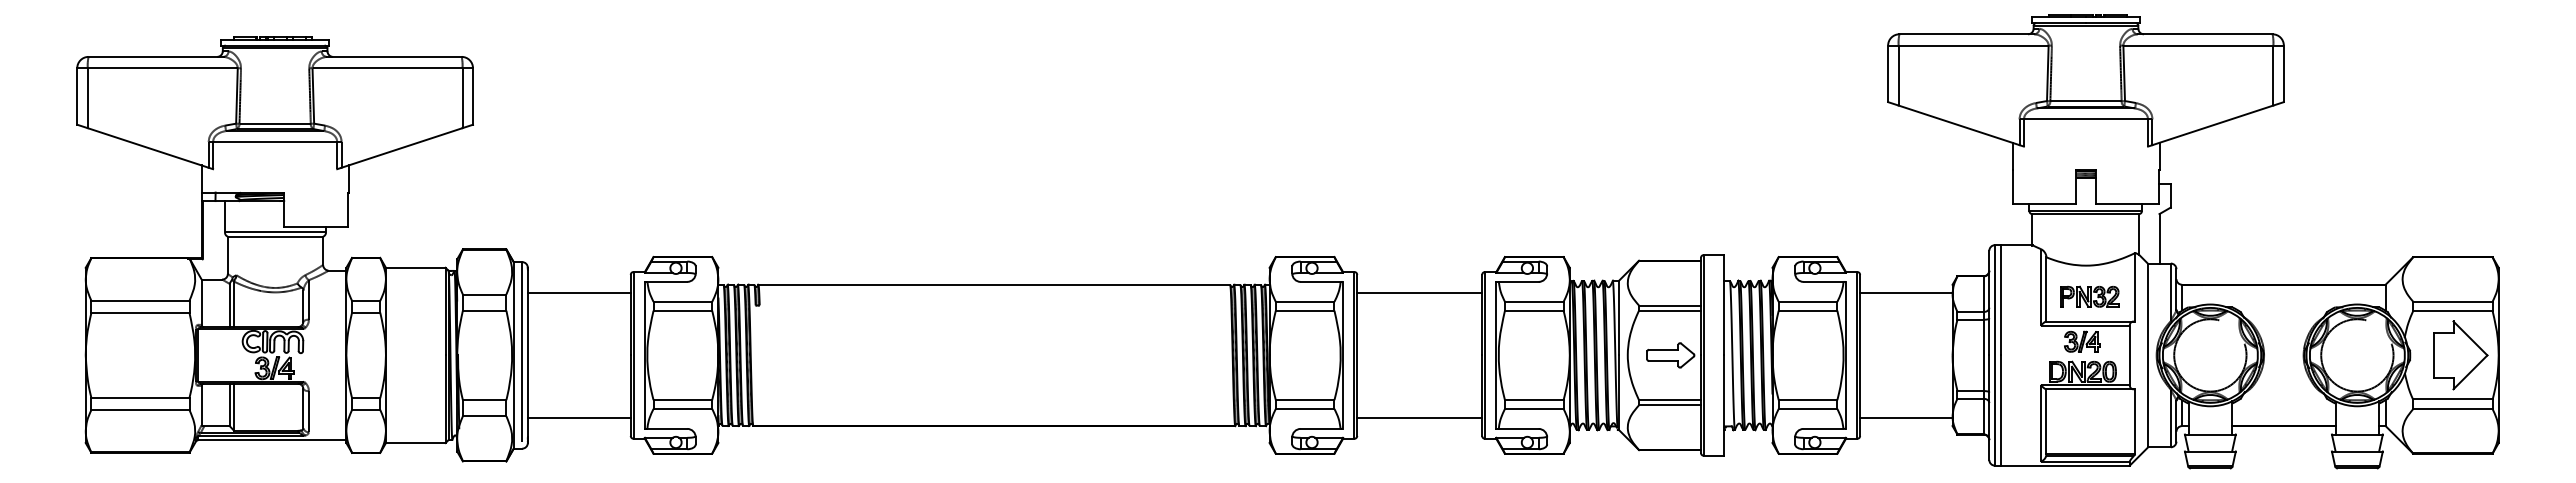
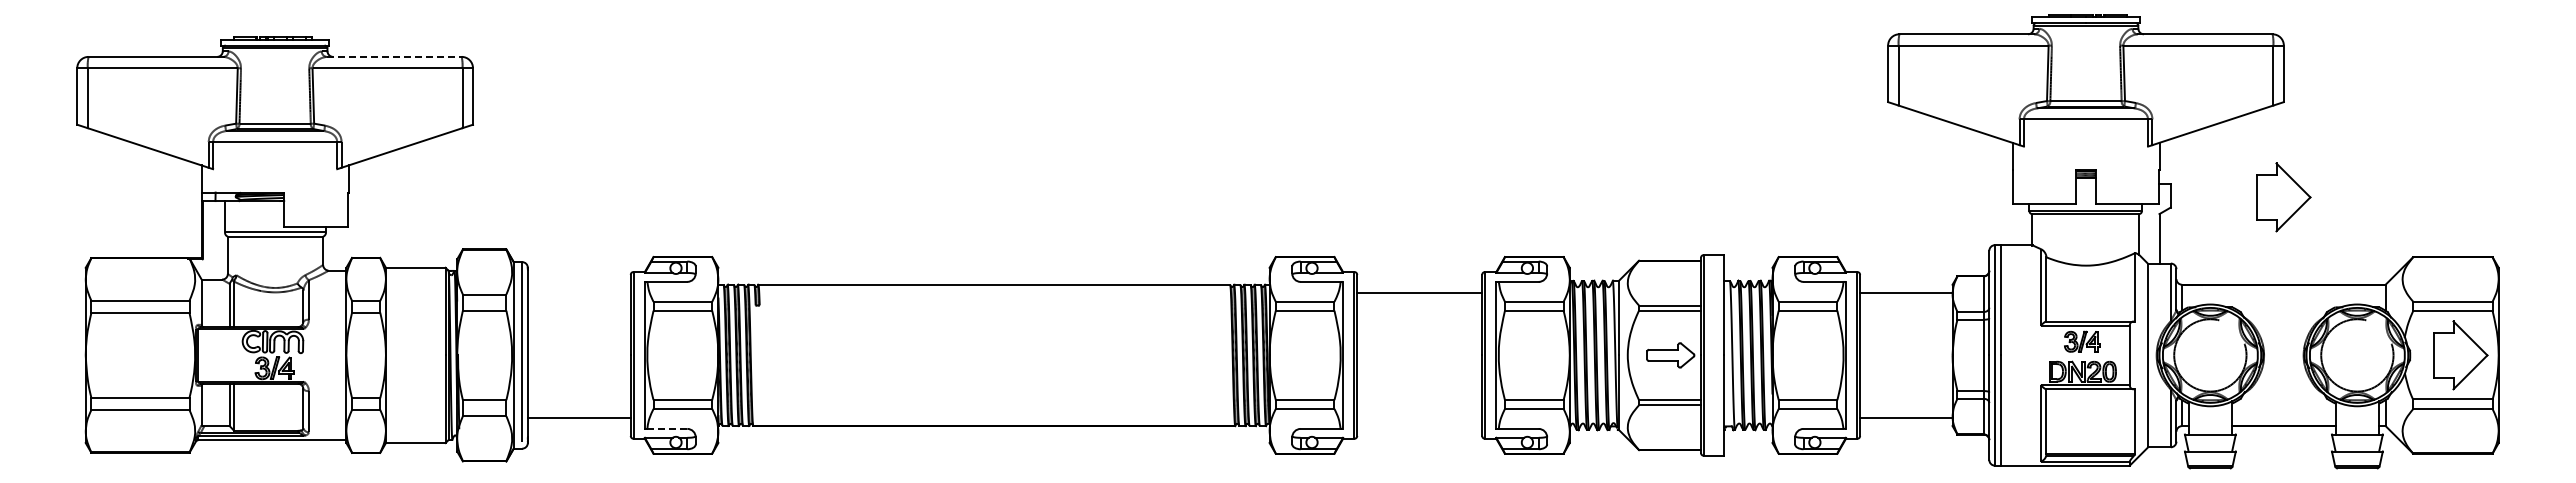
line: solid -> dashed (394, 56)
part: none -> present (2283, 197)
line: present -> none (578, 293)
part: present -> none (2089, 296)
line: present -> none (1419, 417)
line: solid -> dashed (667, 428)
